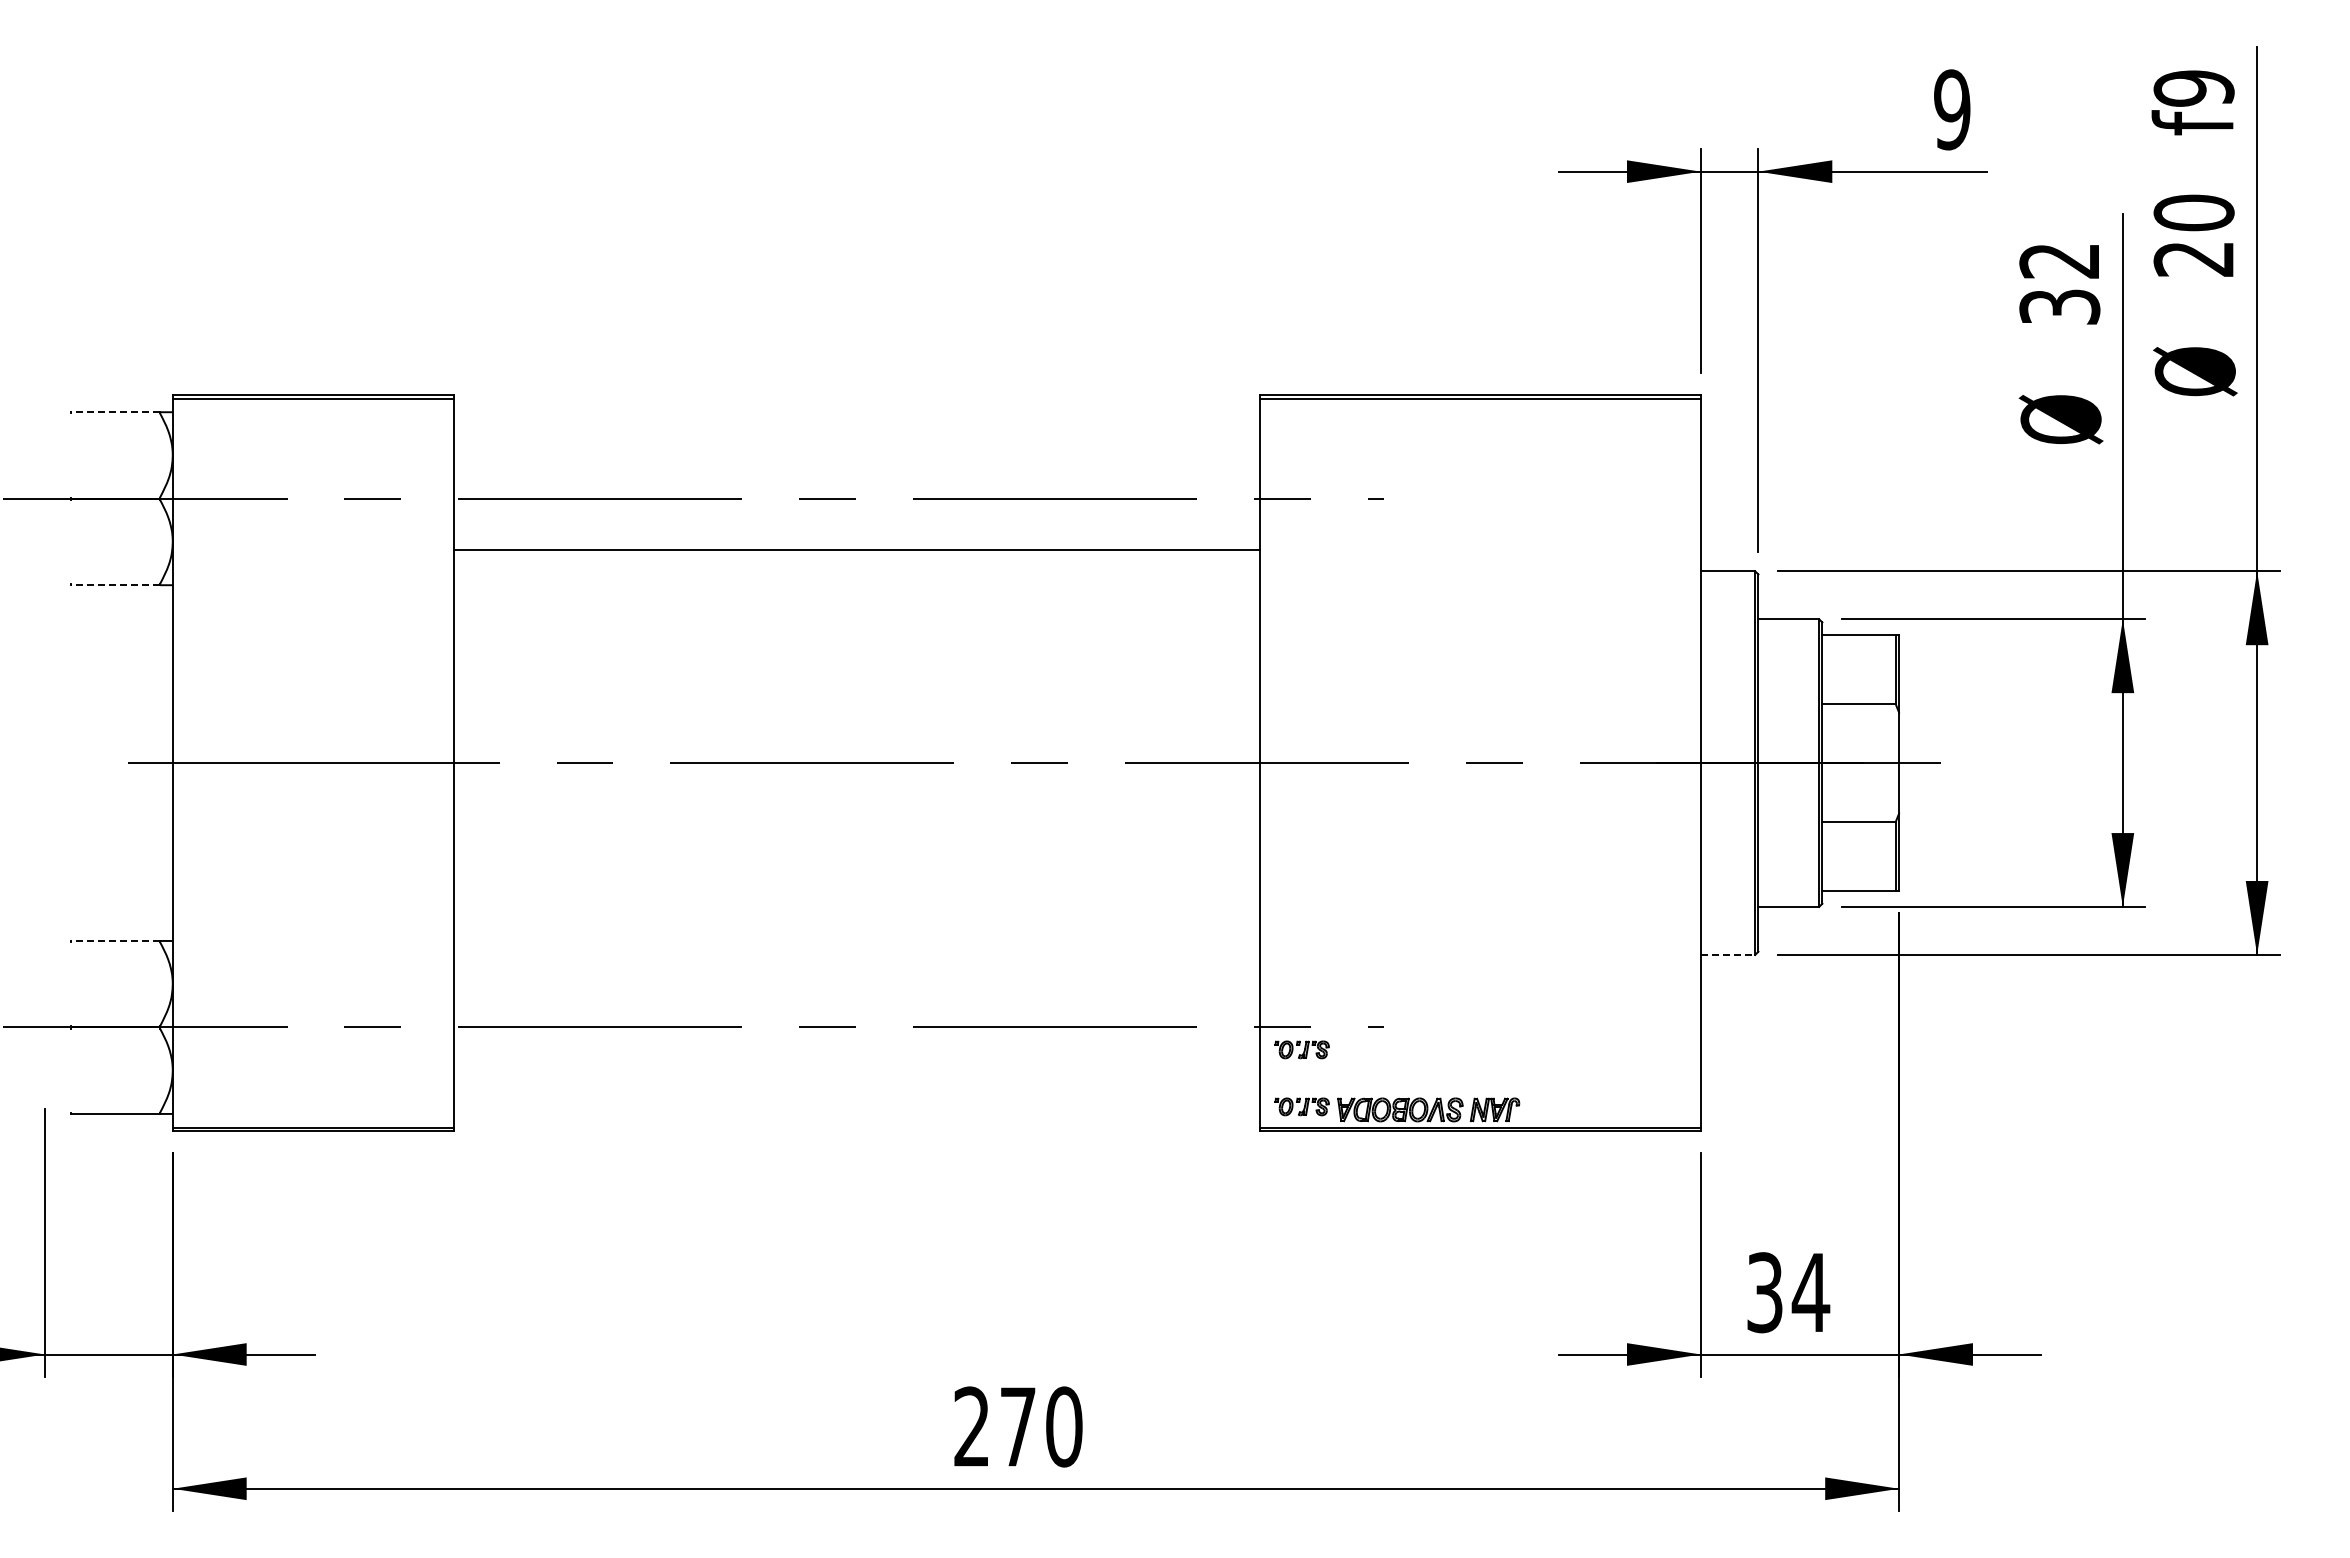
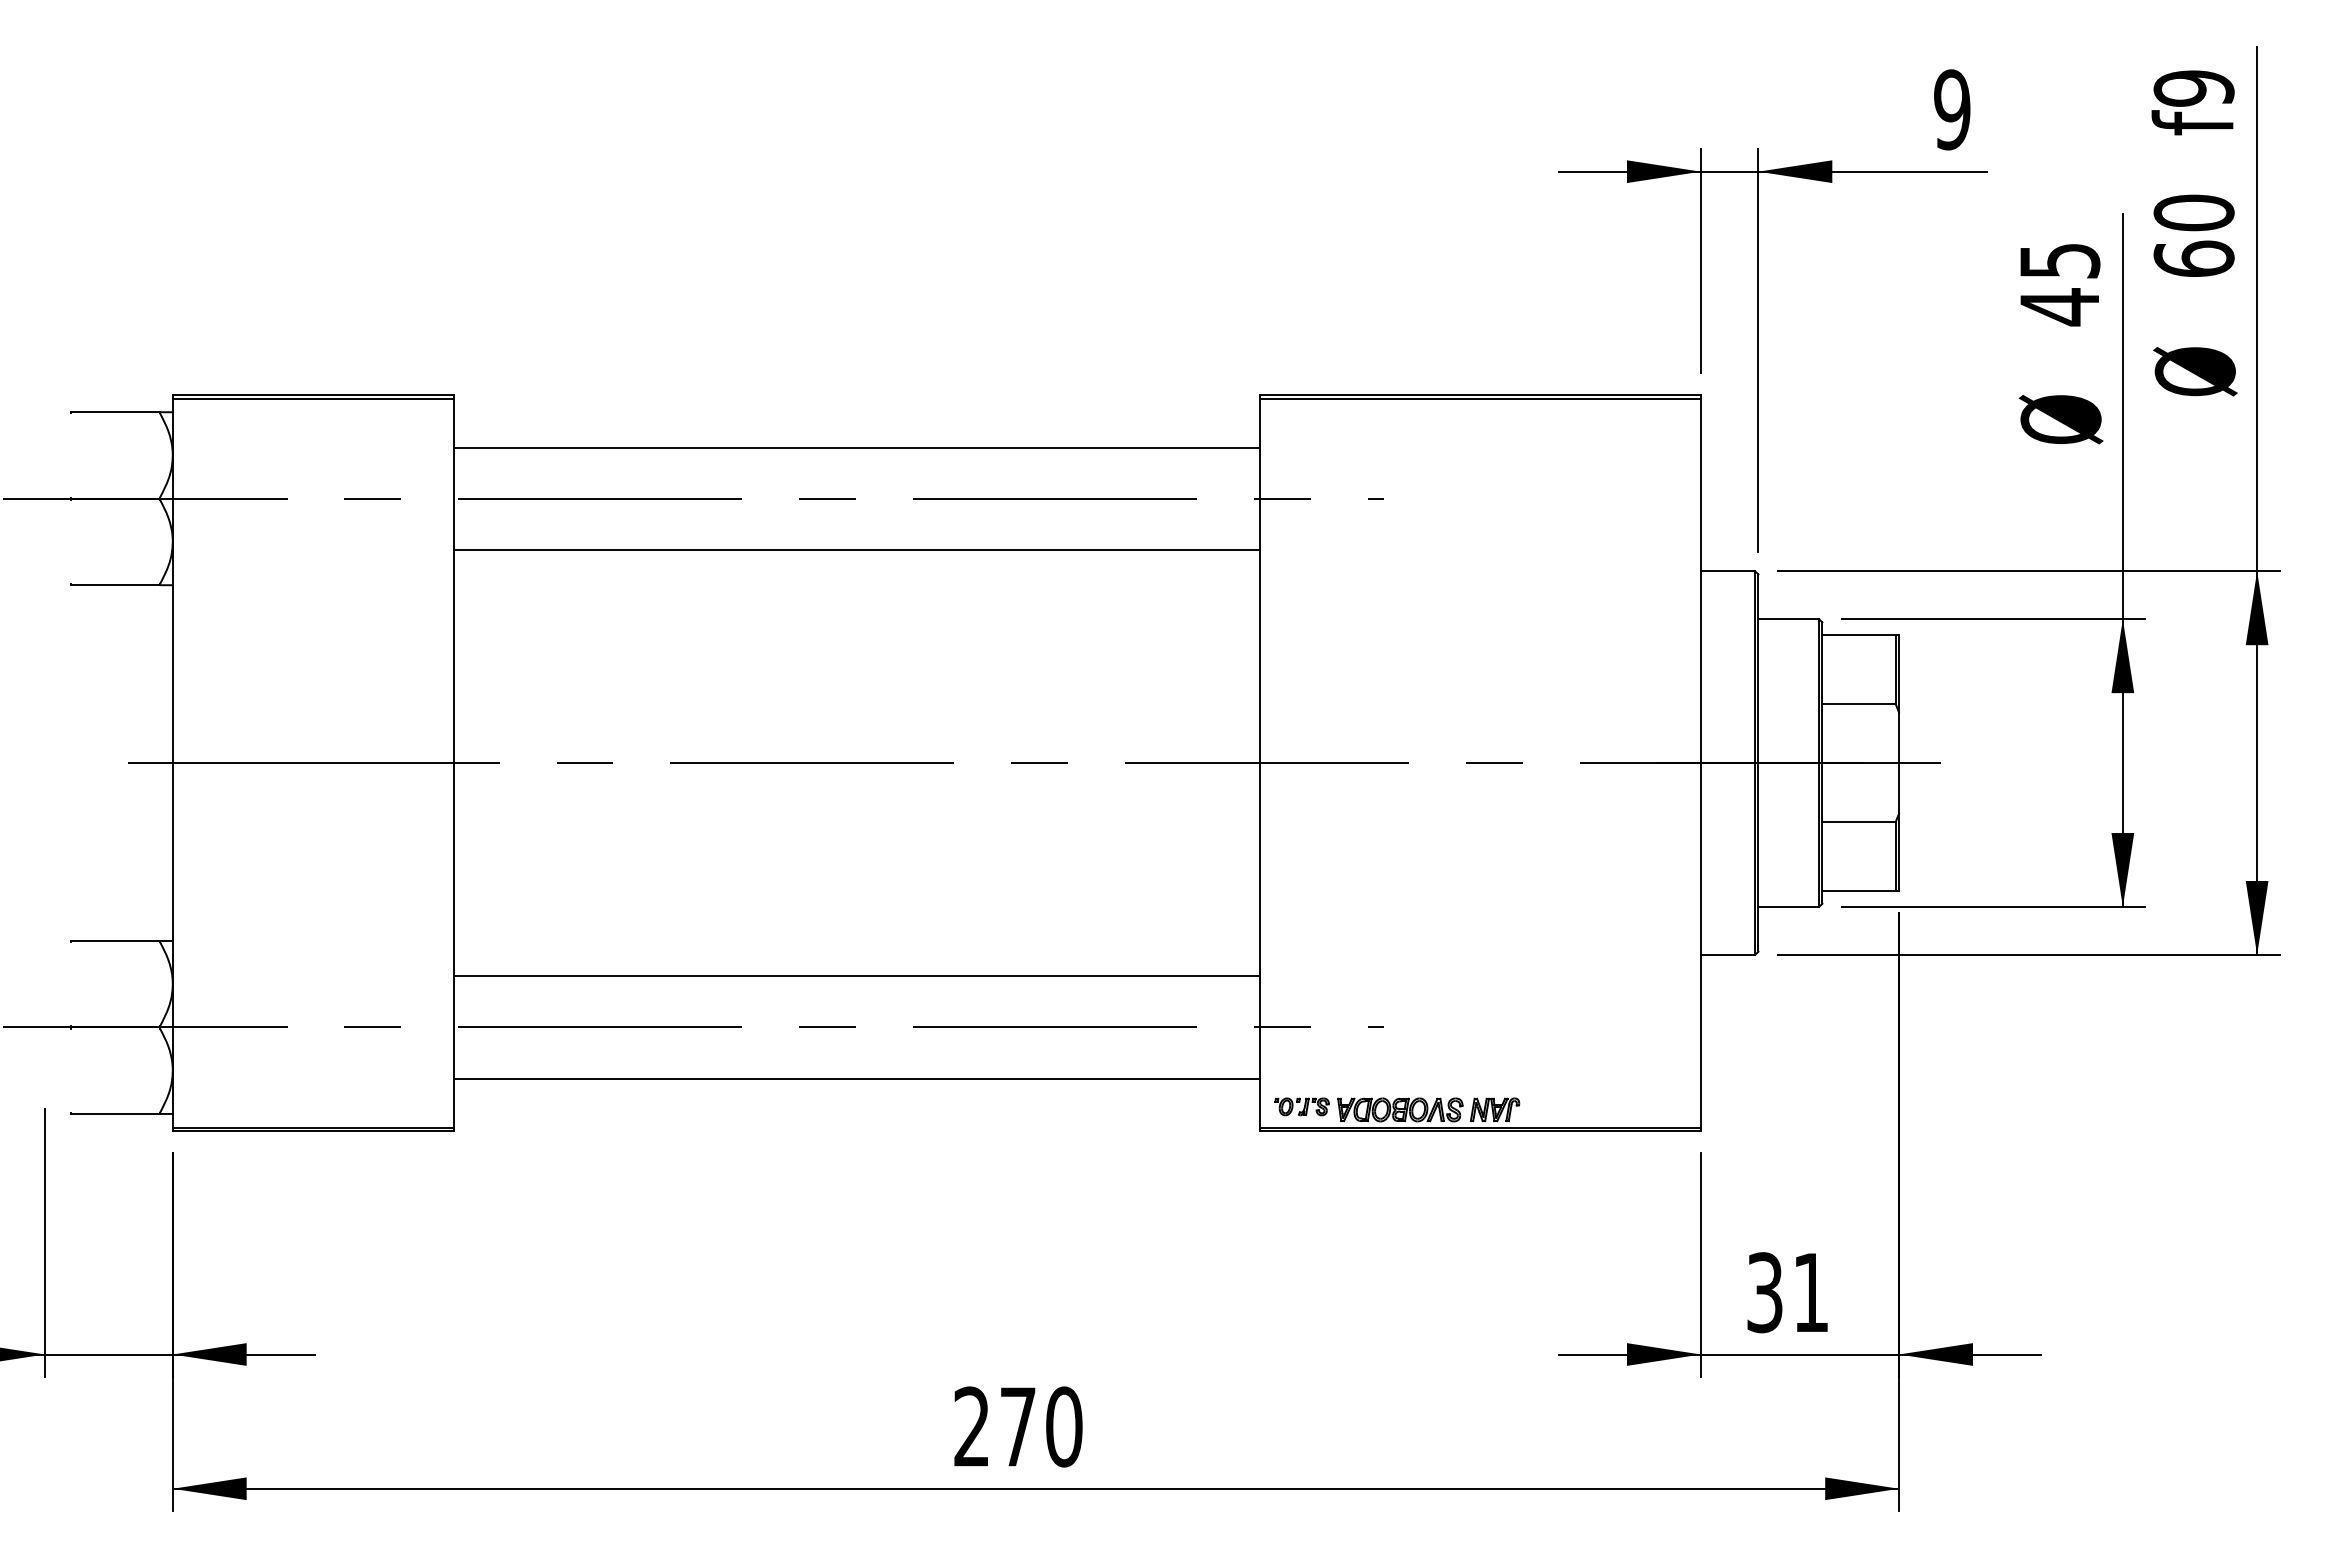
text: 20 -> 60 (2193, 258)
text: 32 -> 45 (2059, 285)
line: dashed -> solid (115, 412)
line: none -> present (856, 447)
line: dashed -> solid (115, 585)
line: dashed -> solid (115, 940)
line: dashed -> solid (1728, 954)
line: none -> present (856, 976)
part: present -> none (1301, 1049)
line: none -> present (856, 1078)
text: 34 -> 31 (1810, 1292)
